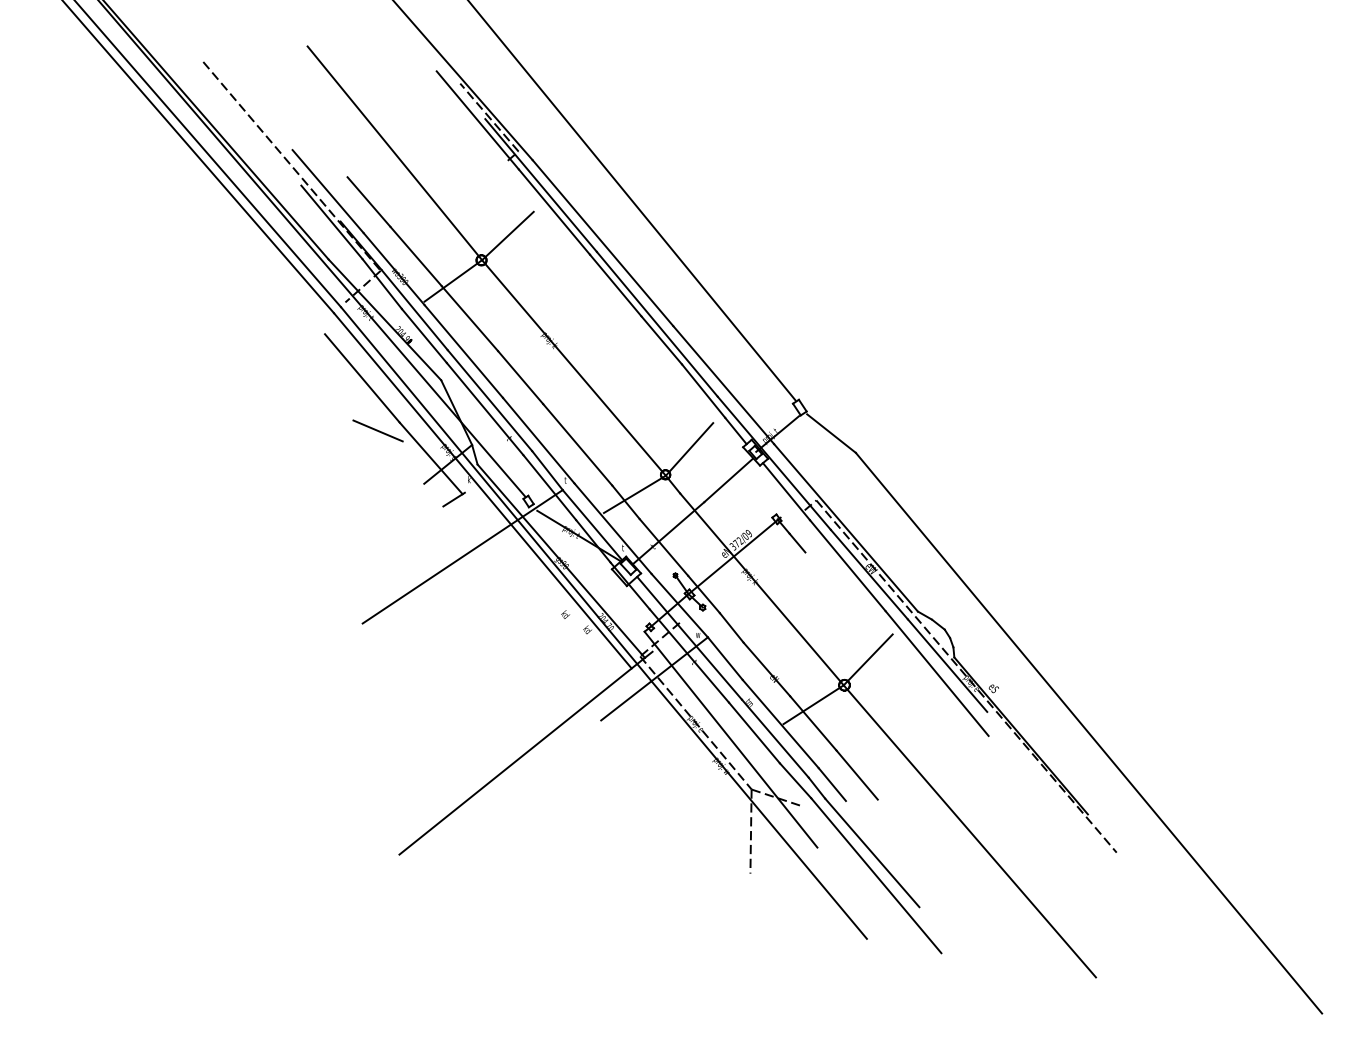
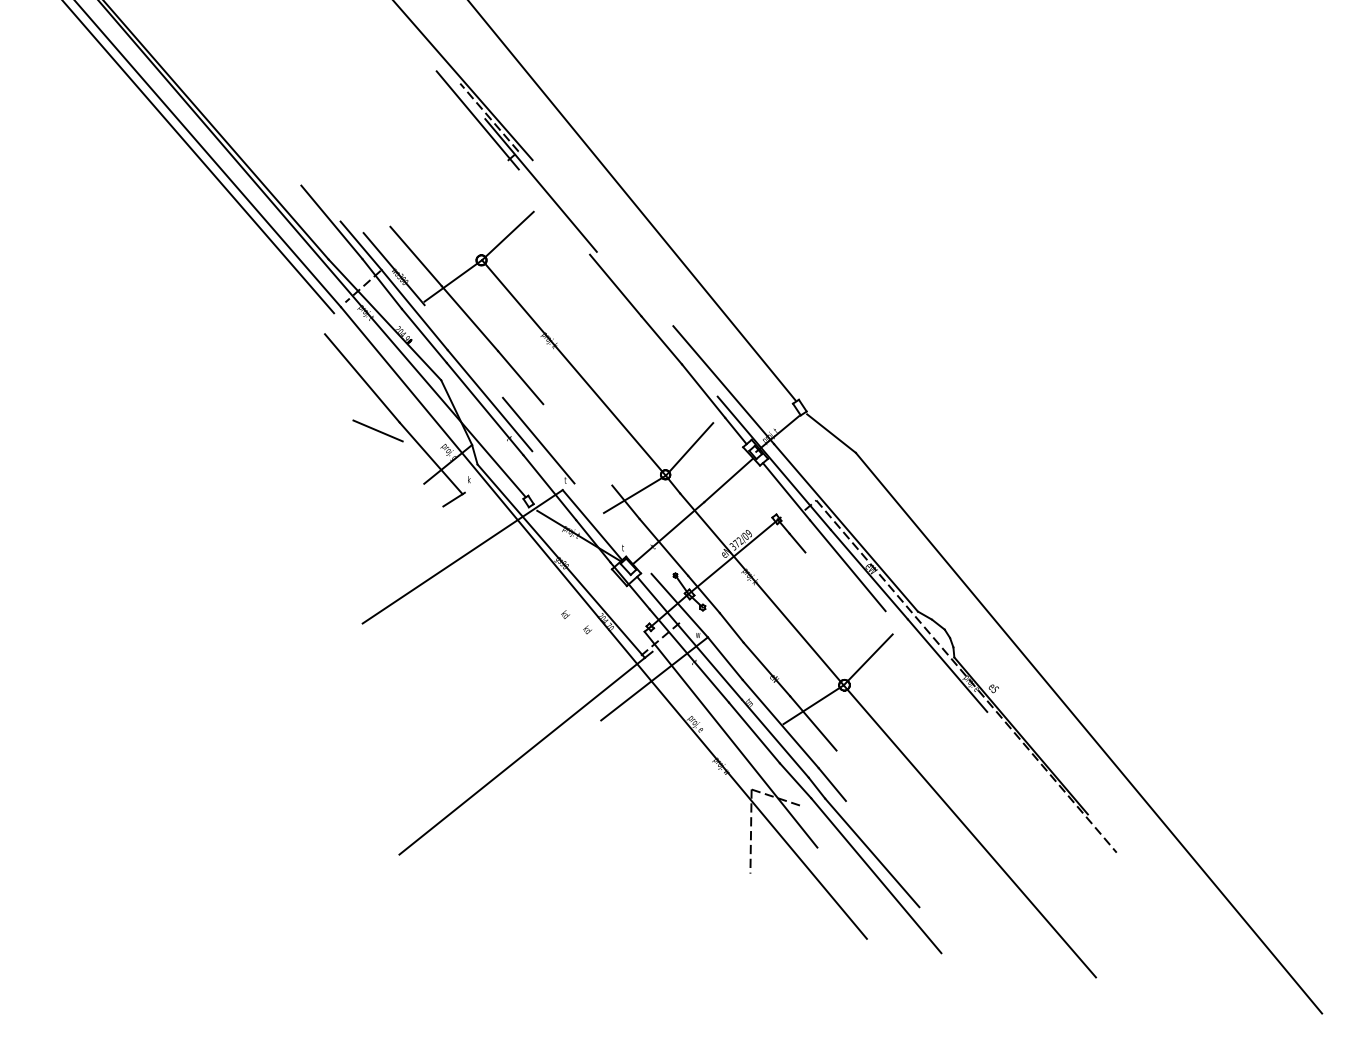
line: present -> none (394, 153)
line: present -> none (291, 166)
line: present -> none (327, 191)
line: present -> none (368, 201)
line: present -> none (554, 211)
line: present -> none (602, 243)
line: present -> none (656, 323)
line: present -> none (463, 351)
line: present -> none (577, 444)
line: present -> none (547, 470)
line: present -> none (482, 490)
line: present -> none (612, 528)
line: present -> none (936, 673)
line: present -> none (695, 722)
line: present -> none (856, 774)
